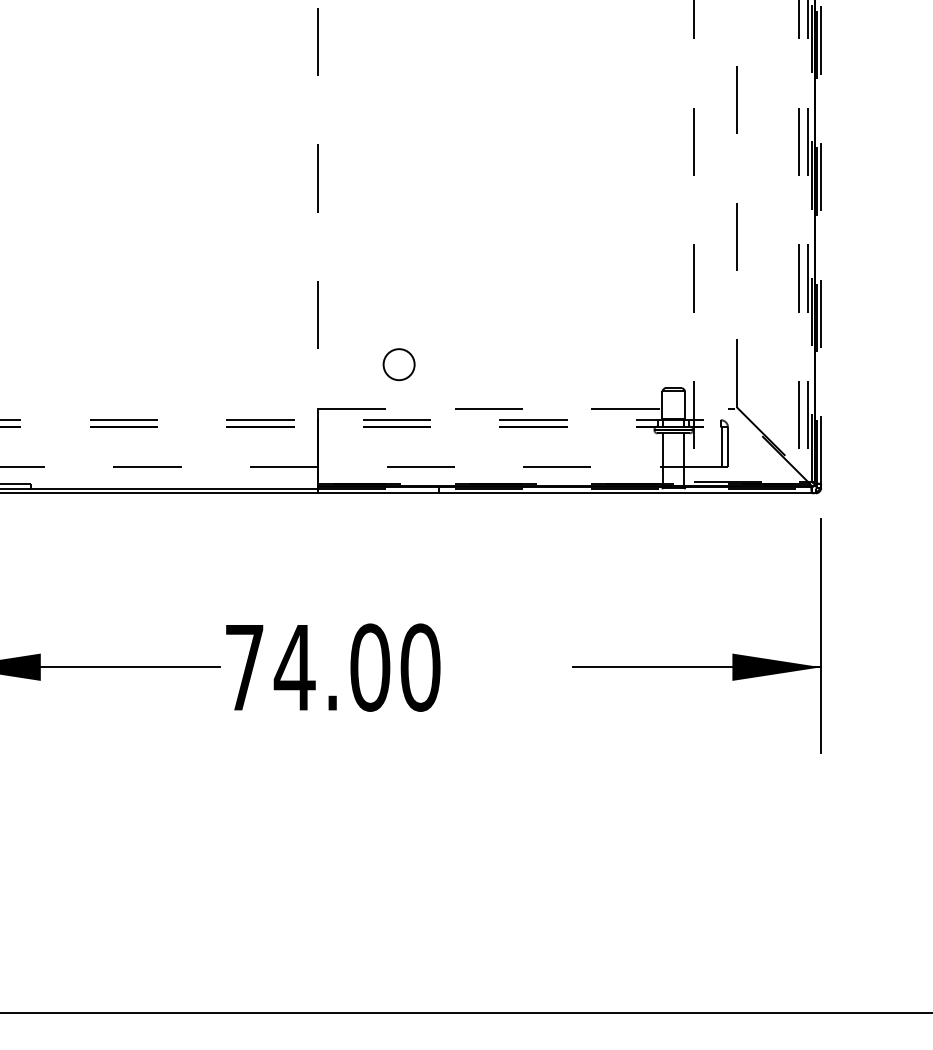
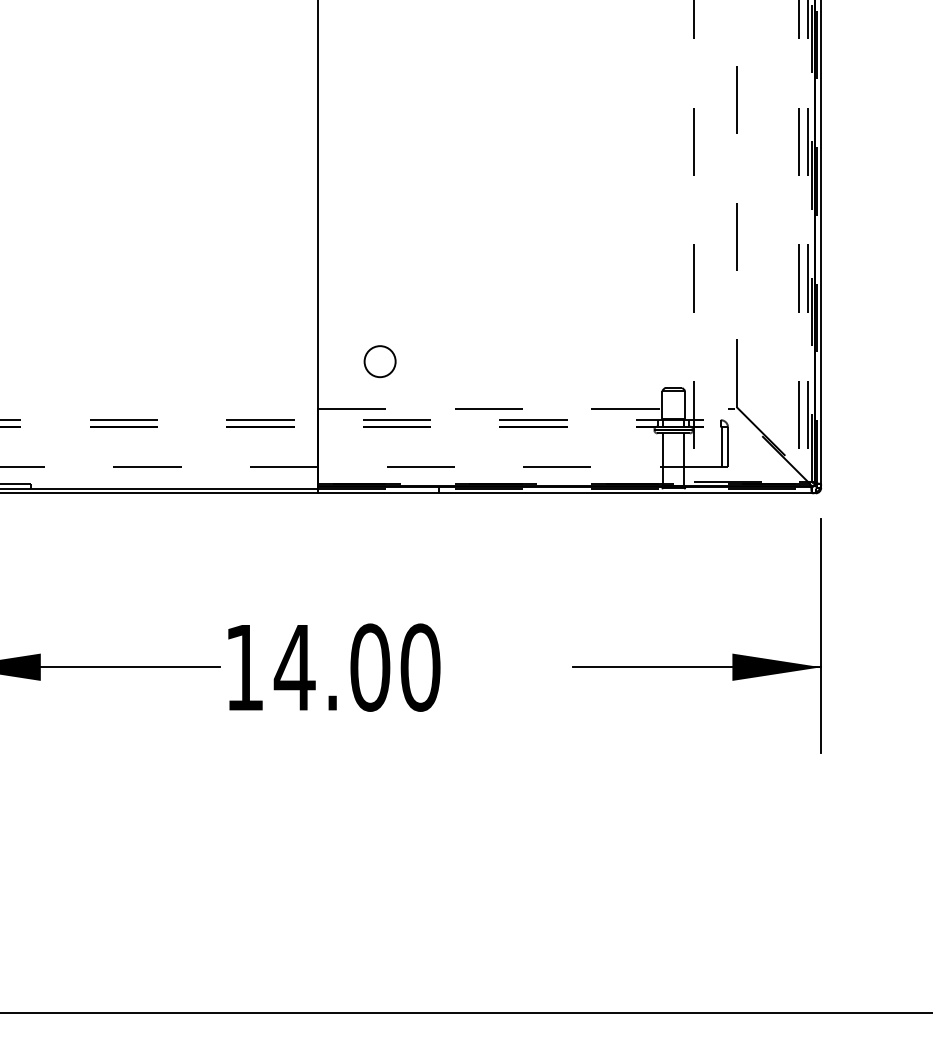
line: dashed -> solid (318, 242)
line: dashed -> solid (821, 242)
circle position: (398, 364) -> (379, 361) (379, 361)
text: 74.00 -> 14.00 (244, 667)
